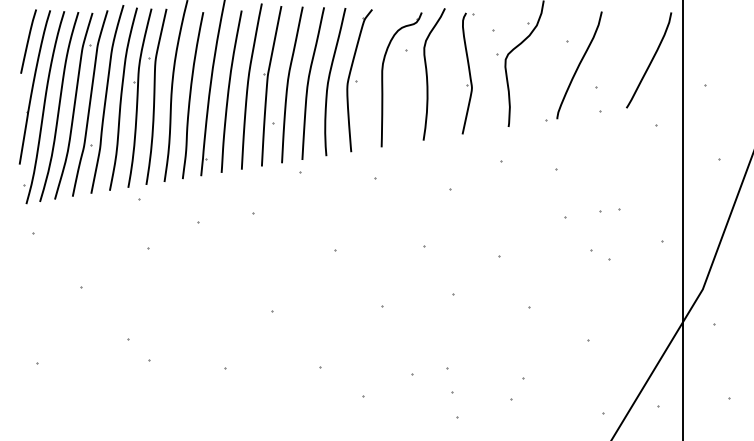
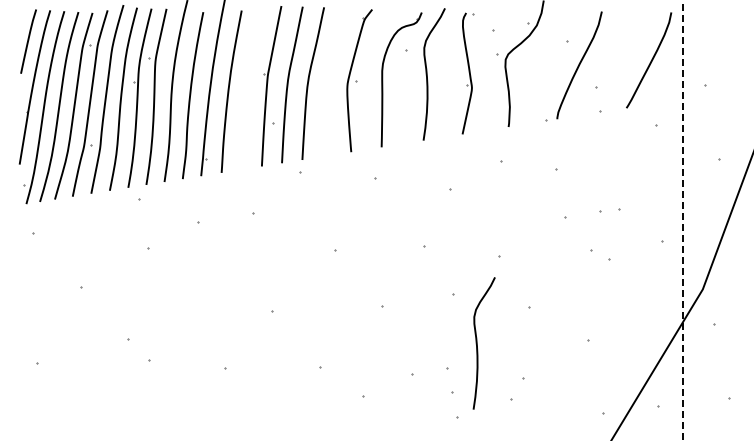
curve: present -> none (329, 81)
curve: present -> none (248, 86)
line: solid -> dashed (683, 221)
curve: none -> present (477, 343)
